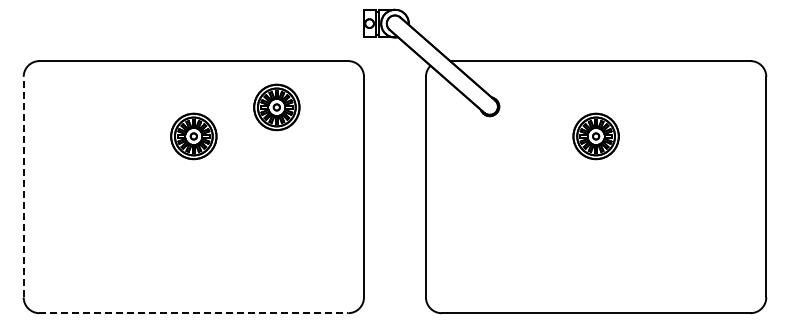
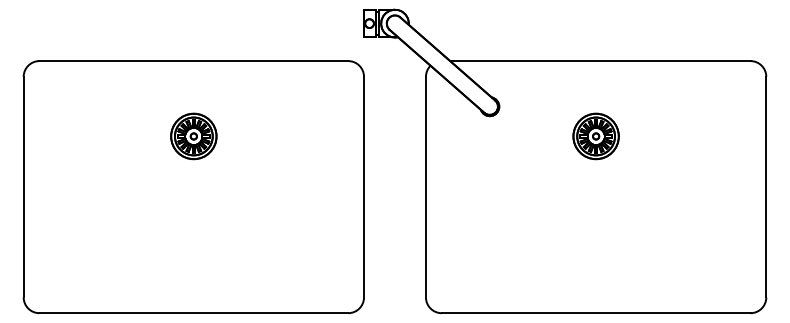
part: present -> none (276, 107)
line: dashed -> solid (23, 186)
line: dashed -> solid (194, 313)
